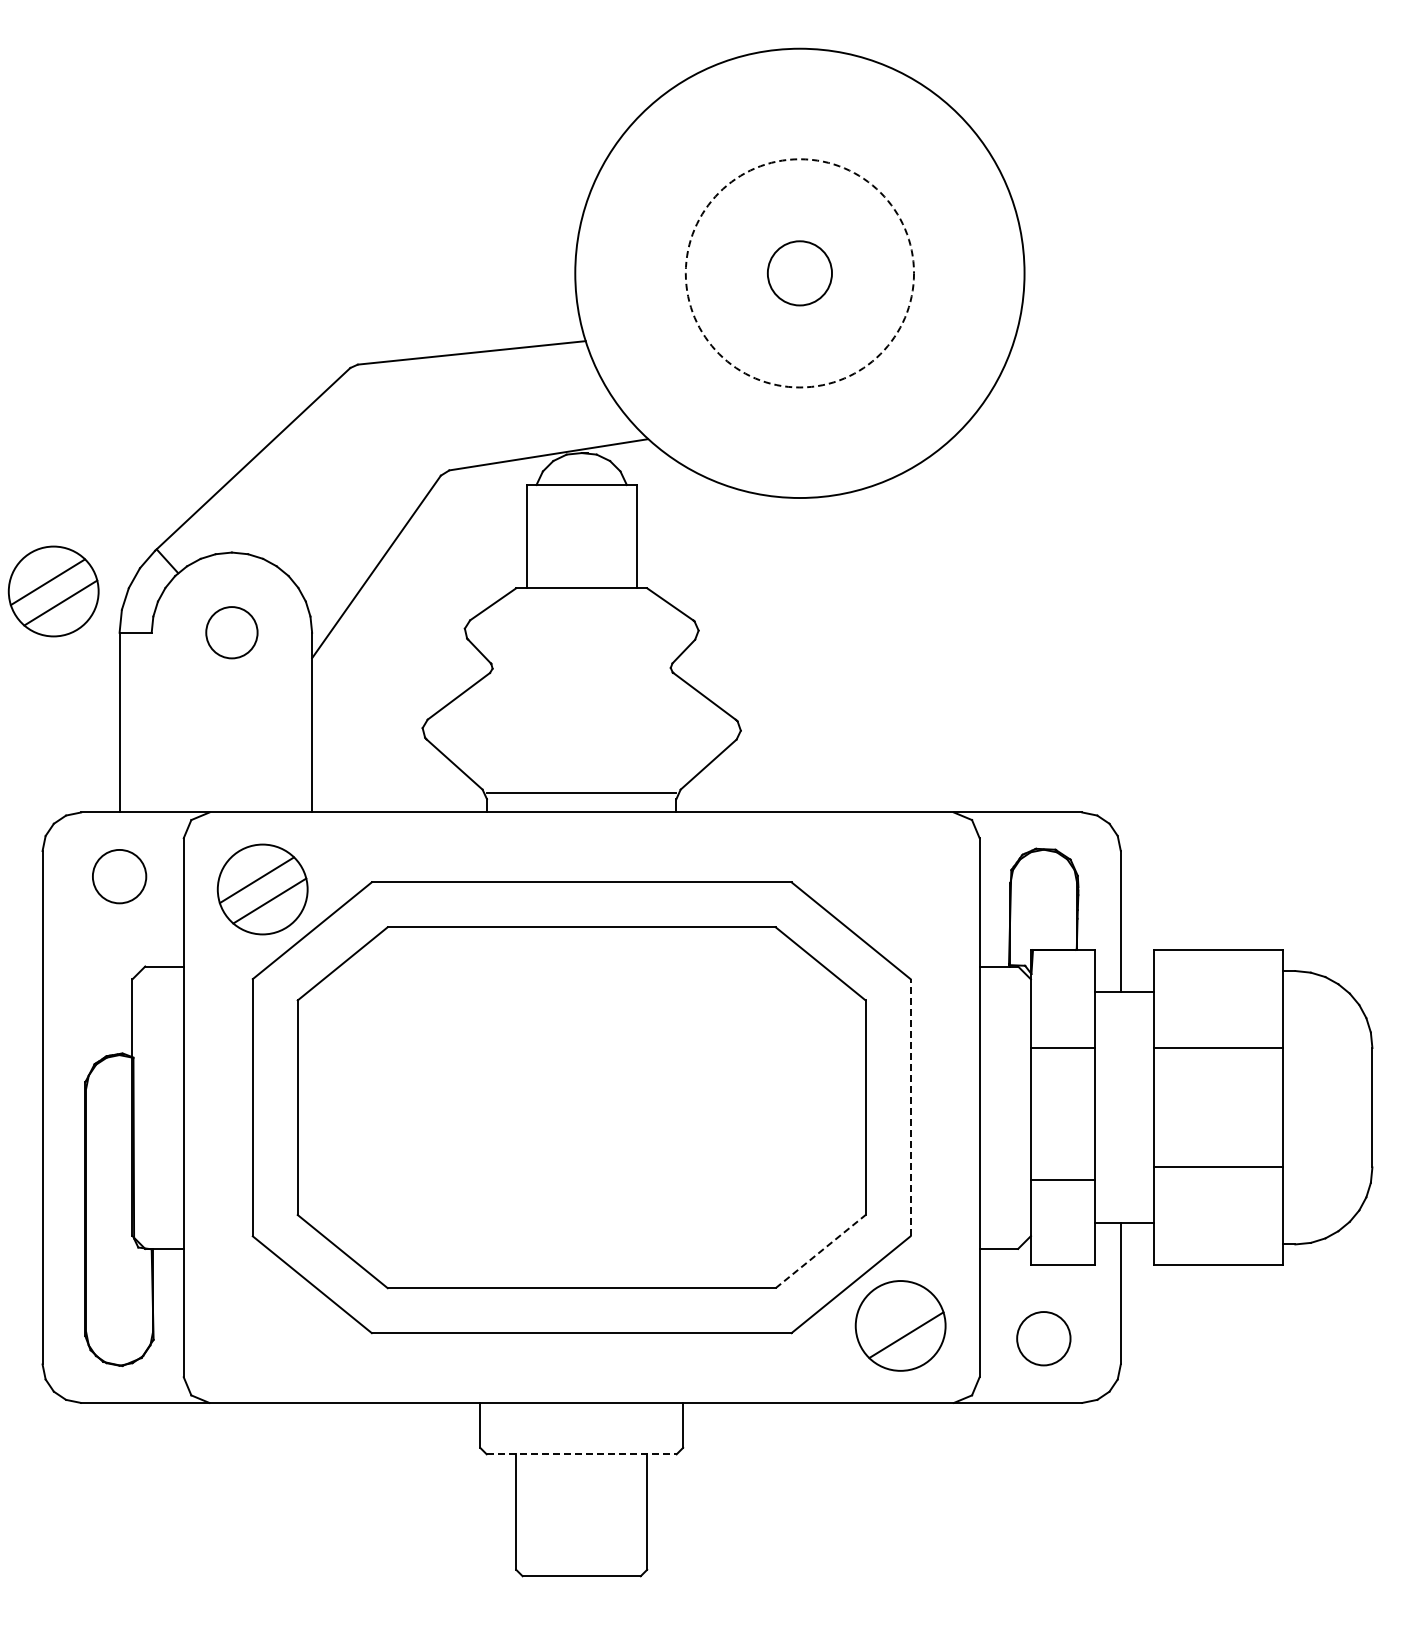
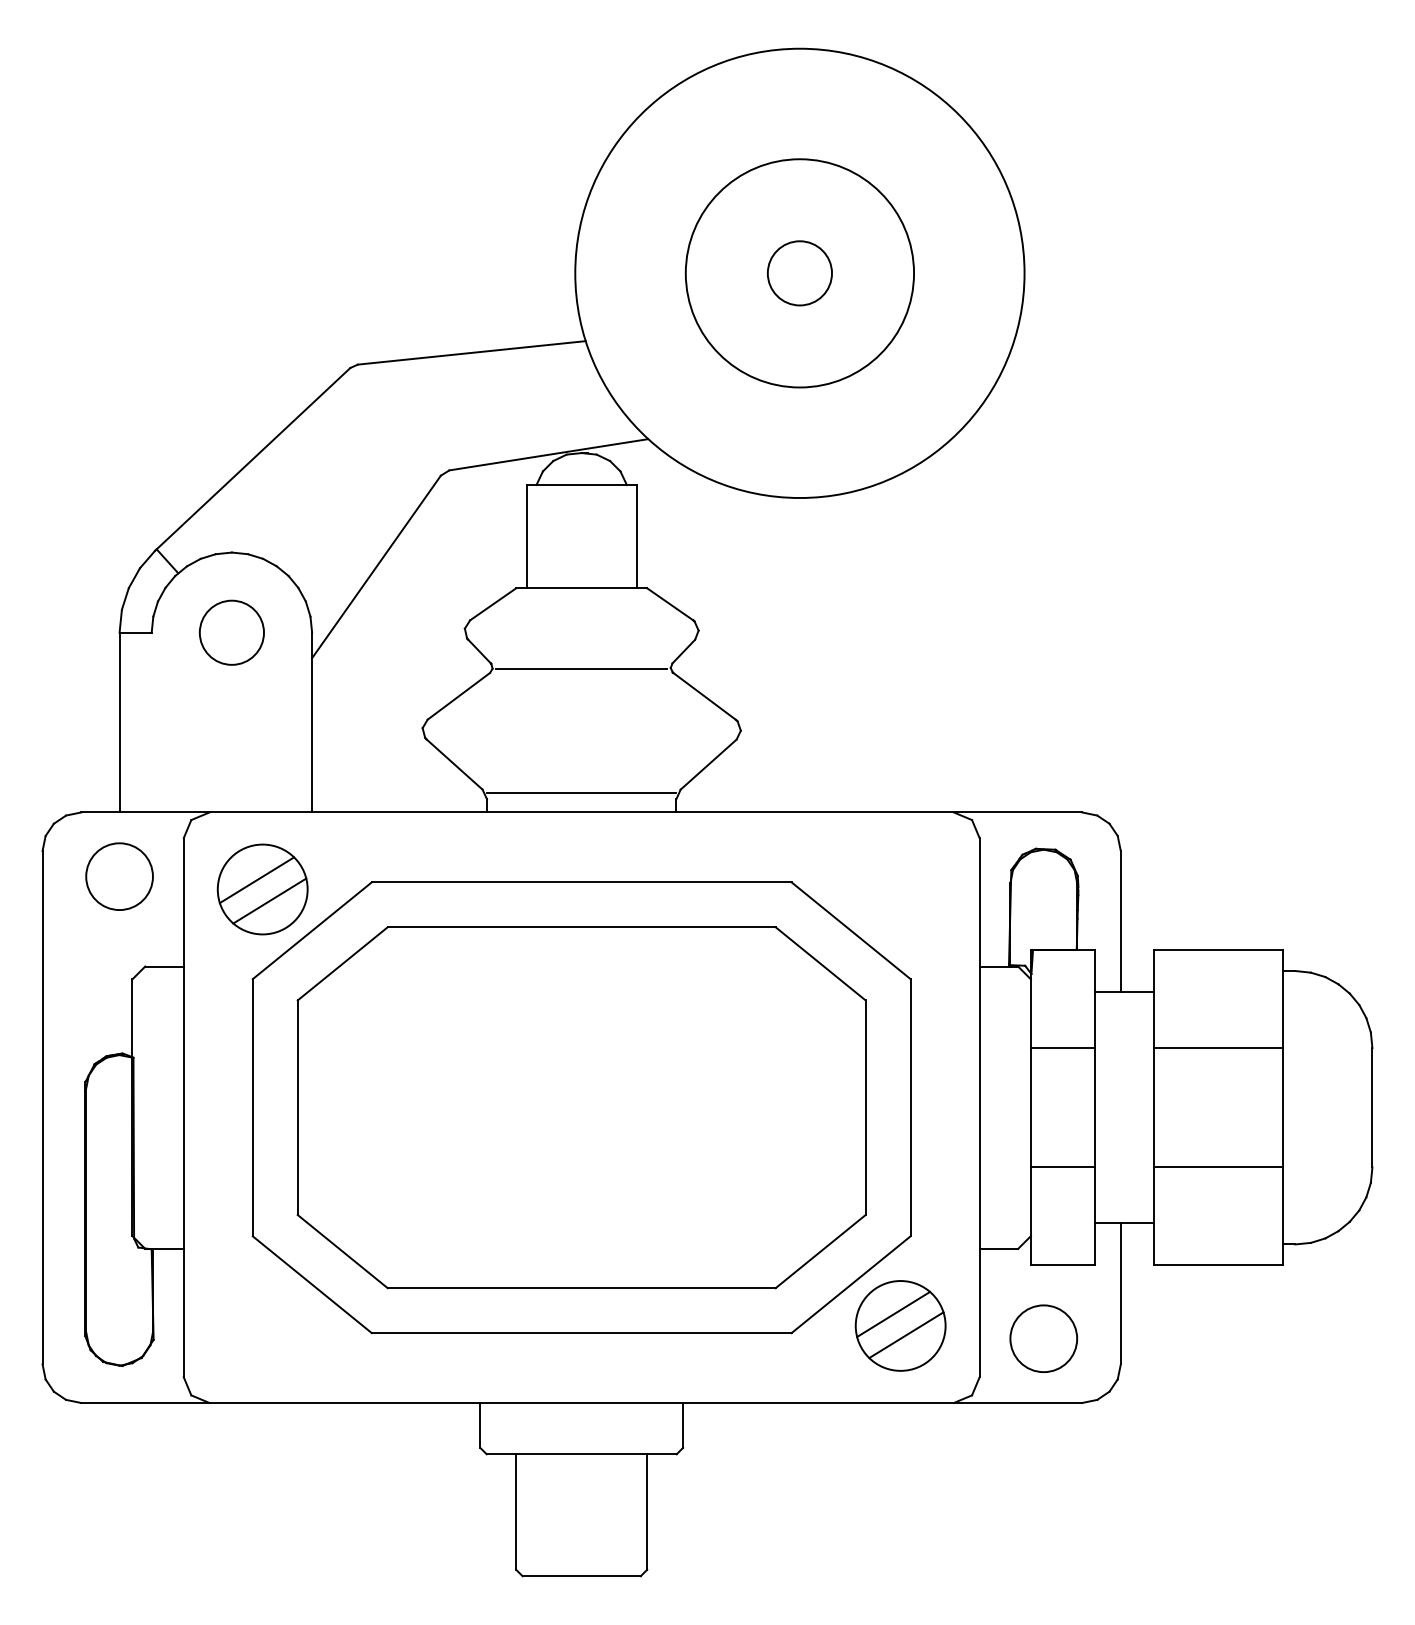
circle: dashed -> solid (799, 273)
part: present -> none (53, 591)
circle size: 54x54 px -> 66x67 px (231, 632)
line: none -> present (581, 668)
circle size: 56x56 px -> 69x69 px (119, 876)
line: dashed -> solid (910, 1107)
line position: (1062, 1180) -> (1062, 1167) (1062, 1167)
line: dashed -> solid (820, 1251)
line: none -> present (893, 1313)
circle size: 56x56 px -> 70x69 px (1043, 1338)
line: dashed -> solid (581, 1454)
